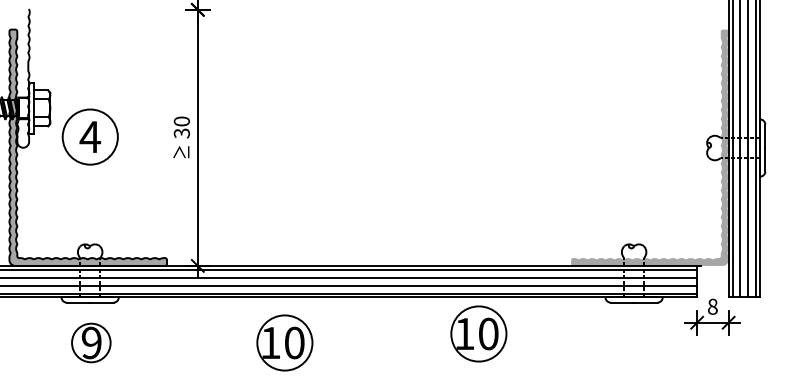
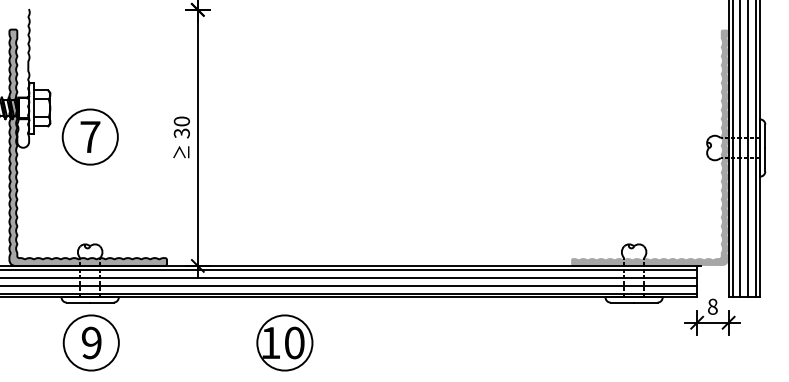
text: 4 -> 7 (90, 136)
part: present -> none (478, 333)
circle diameter: 39 px -> 55 px (90, 342)
